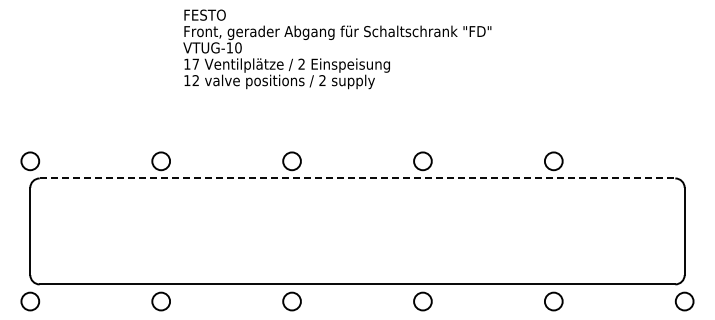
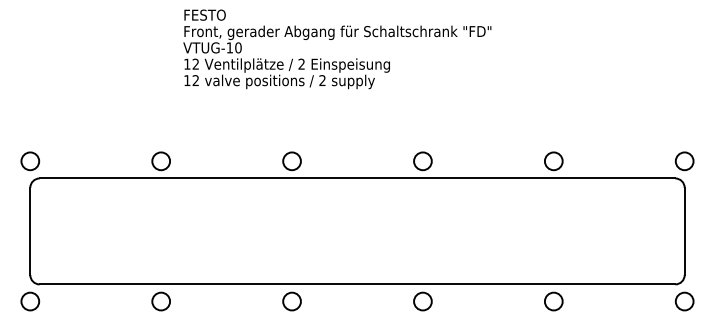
text: 17 -> 12 (195, 63)
circle: none -> present (684, 161)
line: dashed -> solid (357, 178)
